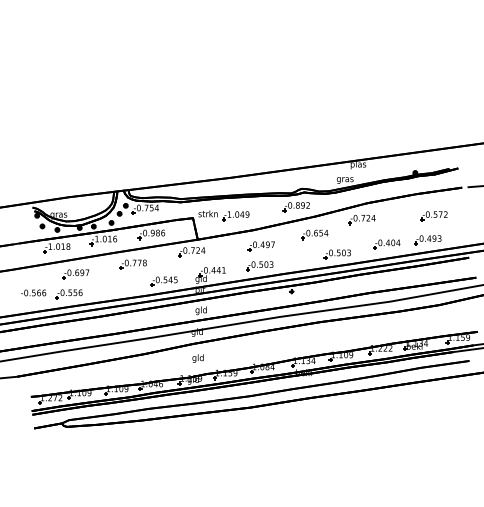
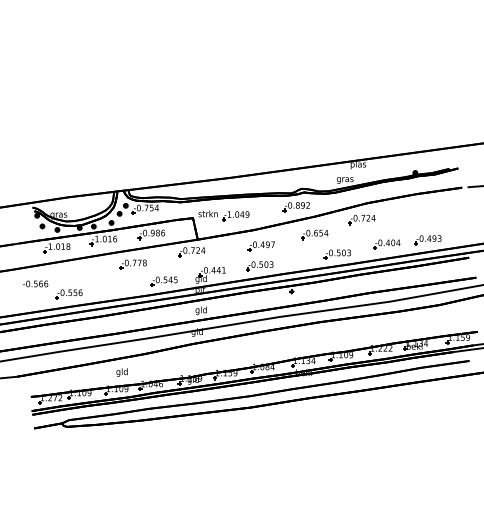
part: present -> none (433, 216)
part: present -> none (75, 274)
text position: (33, 292) -> (35, 283) (35, 283)
text position: (197, 358) -> (121, 372) (121, 372)
